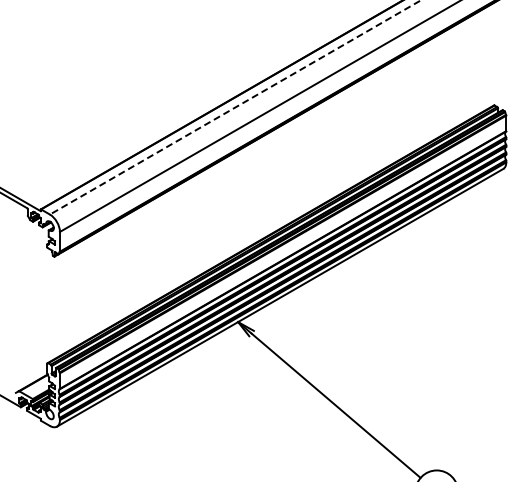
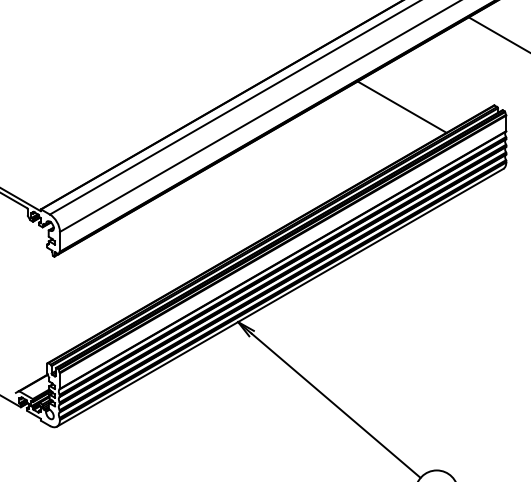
line: none -> present (497, 34)
line: none -> present (401, 106)
line: dashed -> solid (235, 107)
